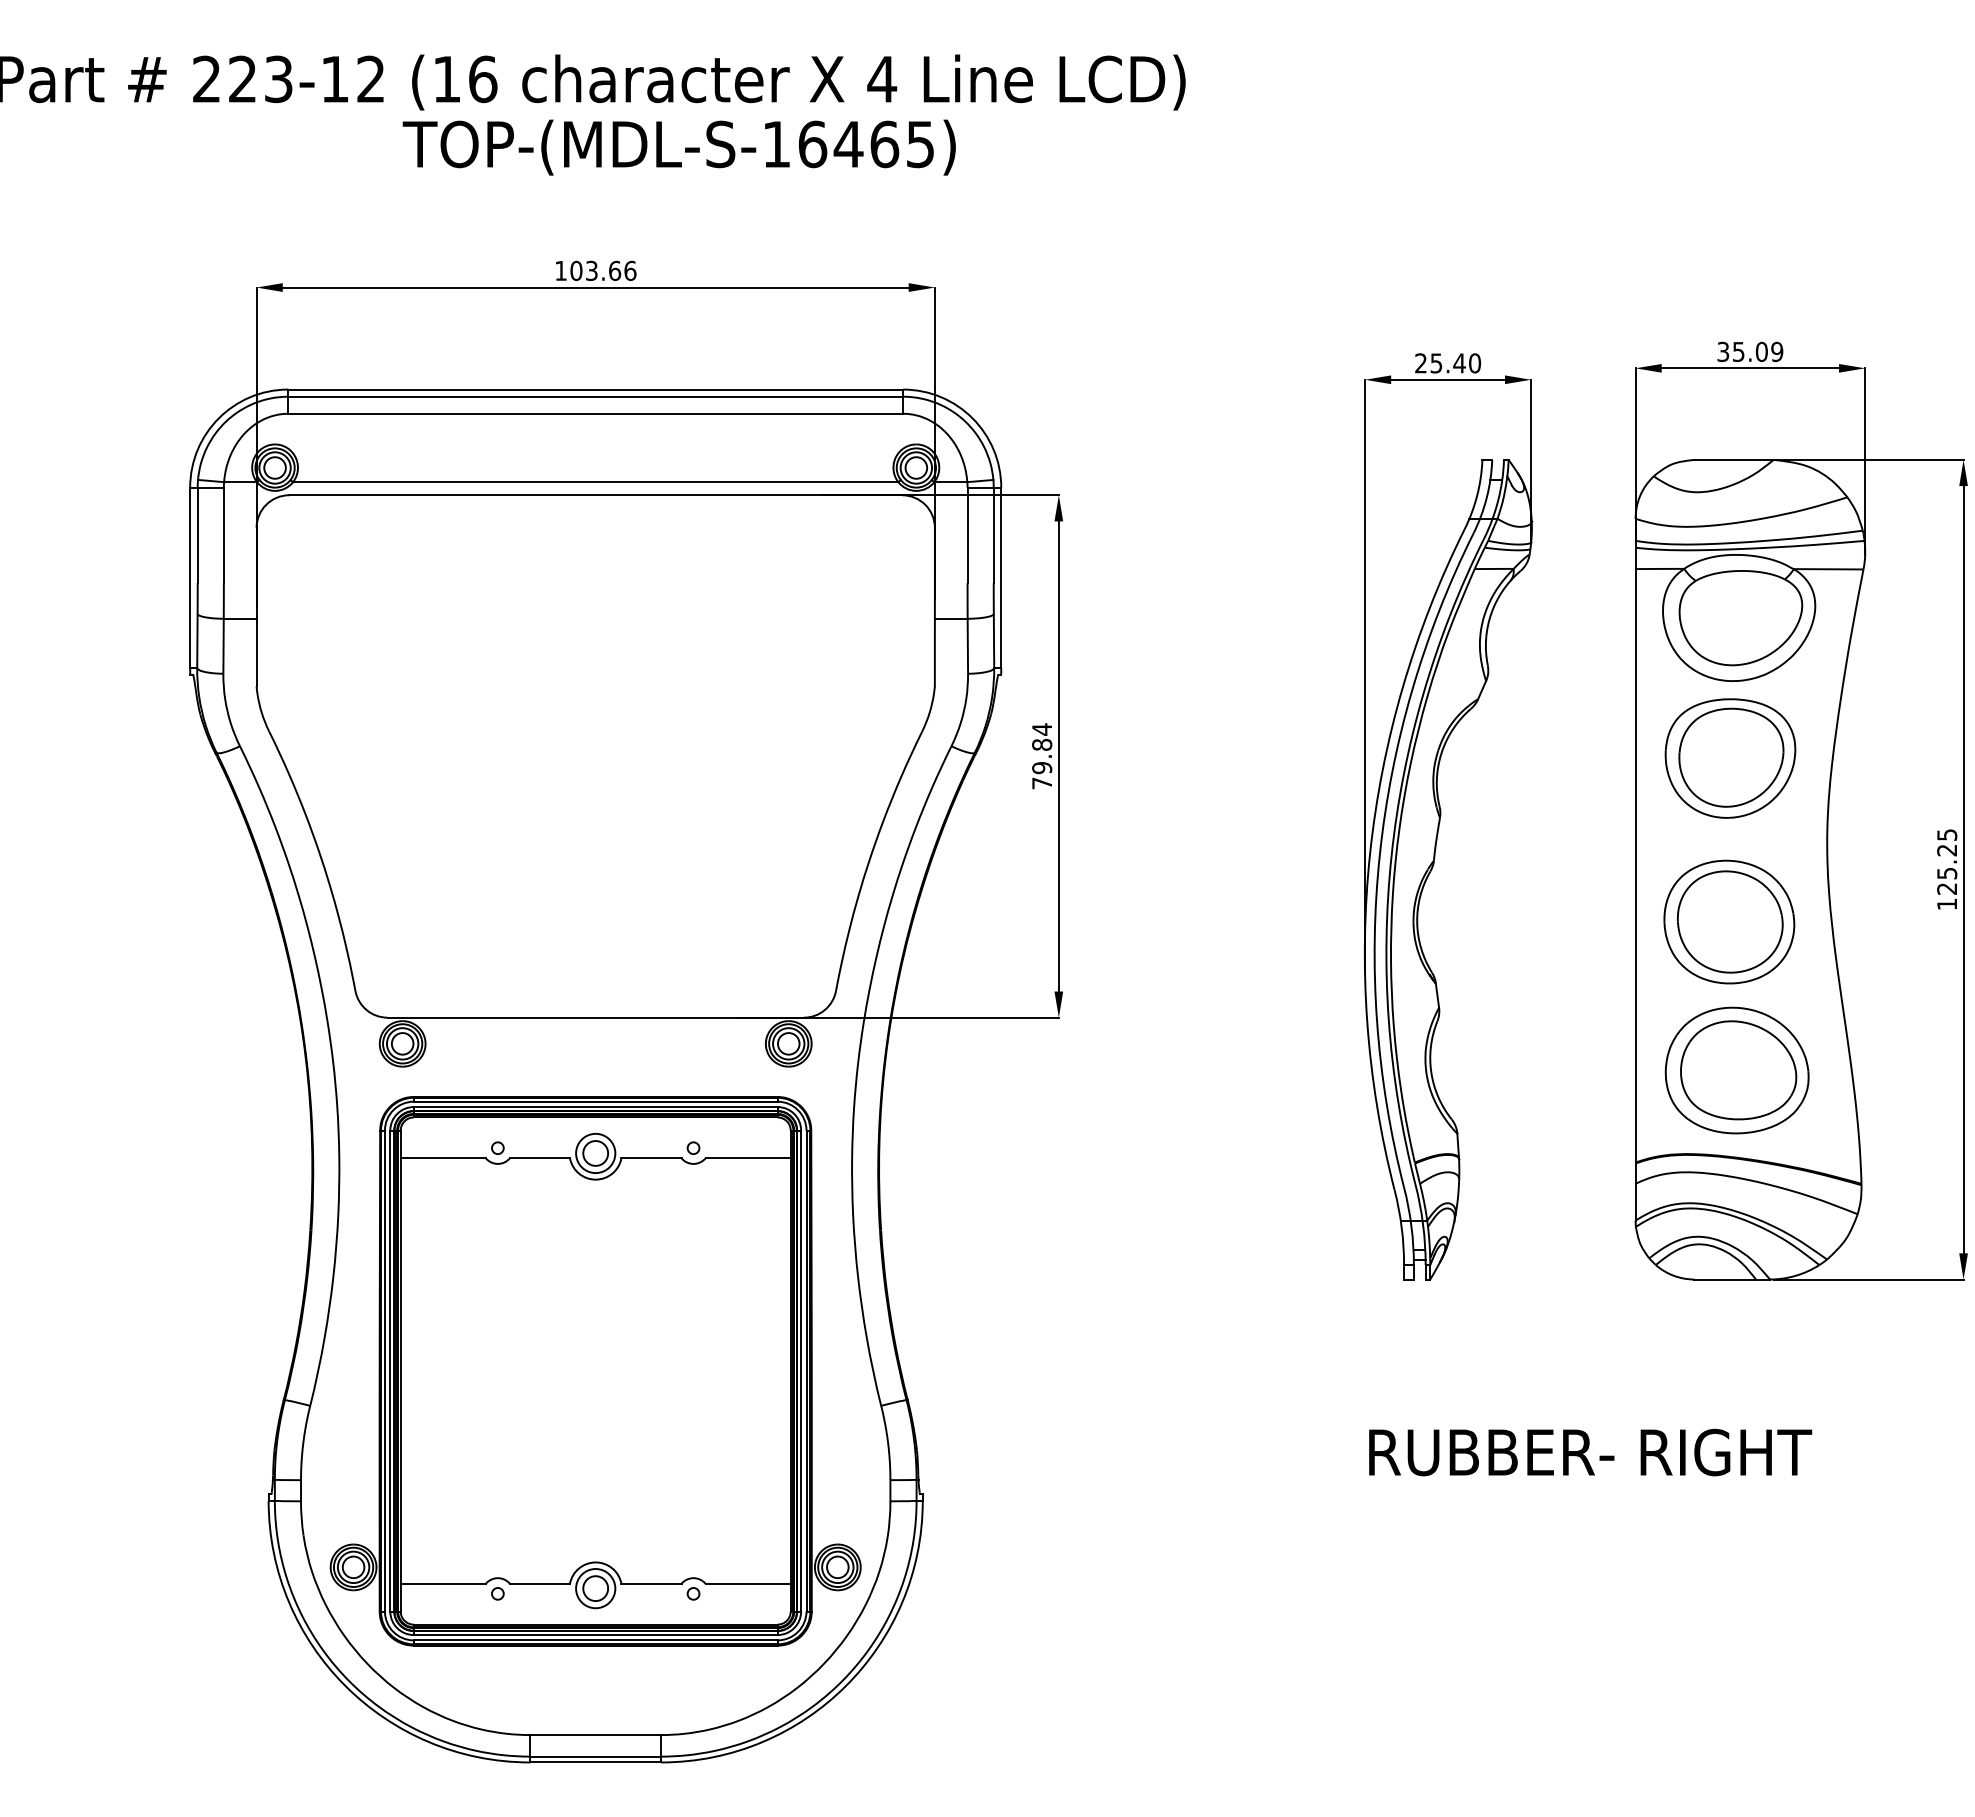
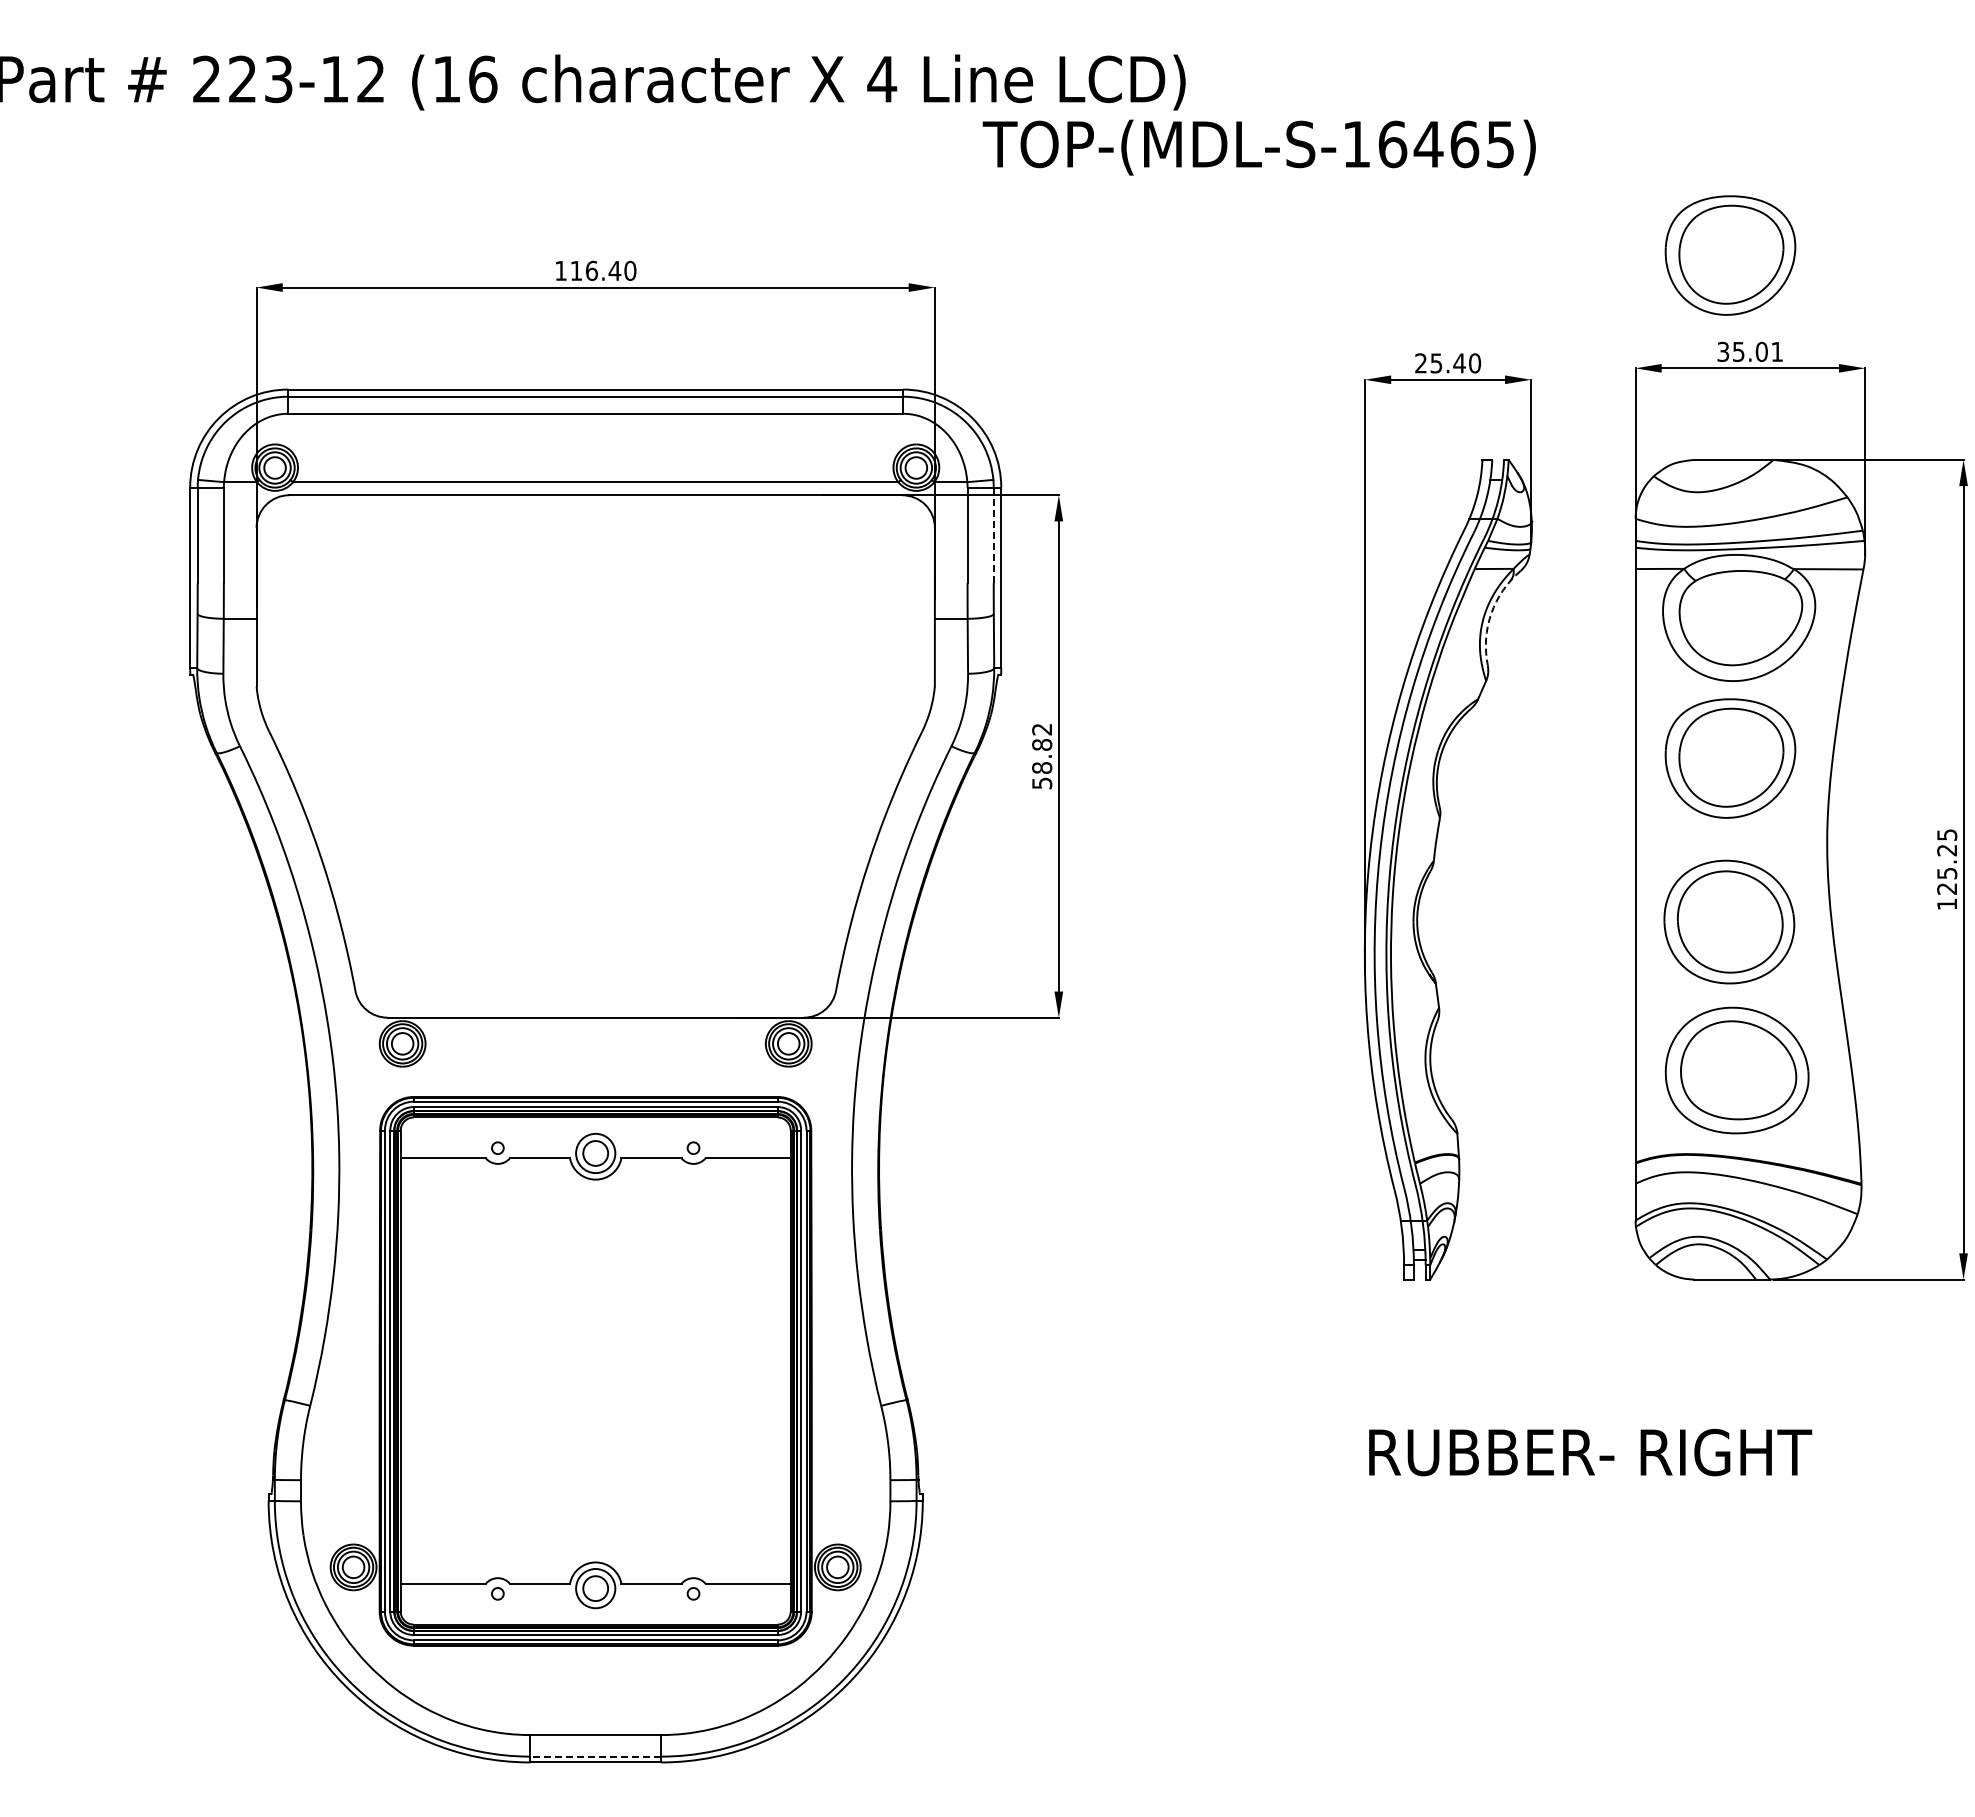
text position: (678, 147) -> (1258, 147) (1258, 147)
part: none -> present (1730, 255)
text: 103.66 -> 116.40 (603, 270)
text: 35.09 -> 35.01 (1777, 351)
line: solid -> dashed (993, 535)
arc: solid -> dashed (1491, 613)
text: 79.84 -> 58.82 (1042, 756)
line: solid -> dashed (595, 1756)
